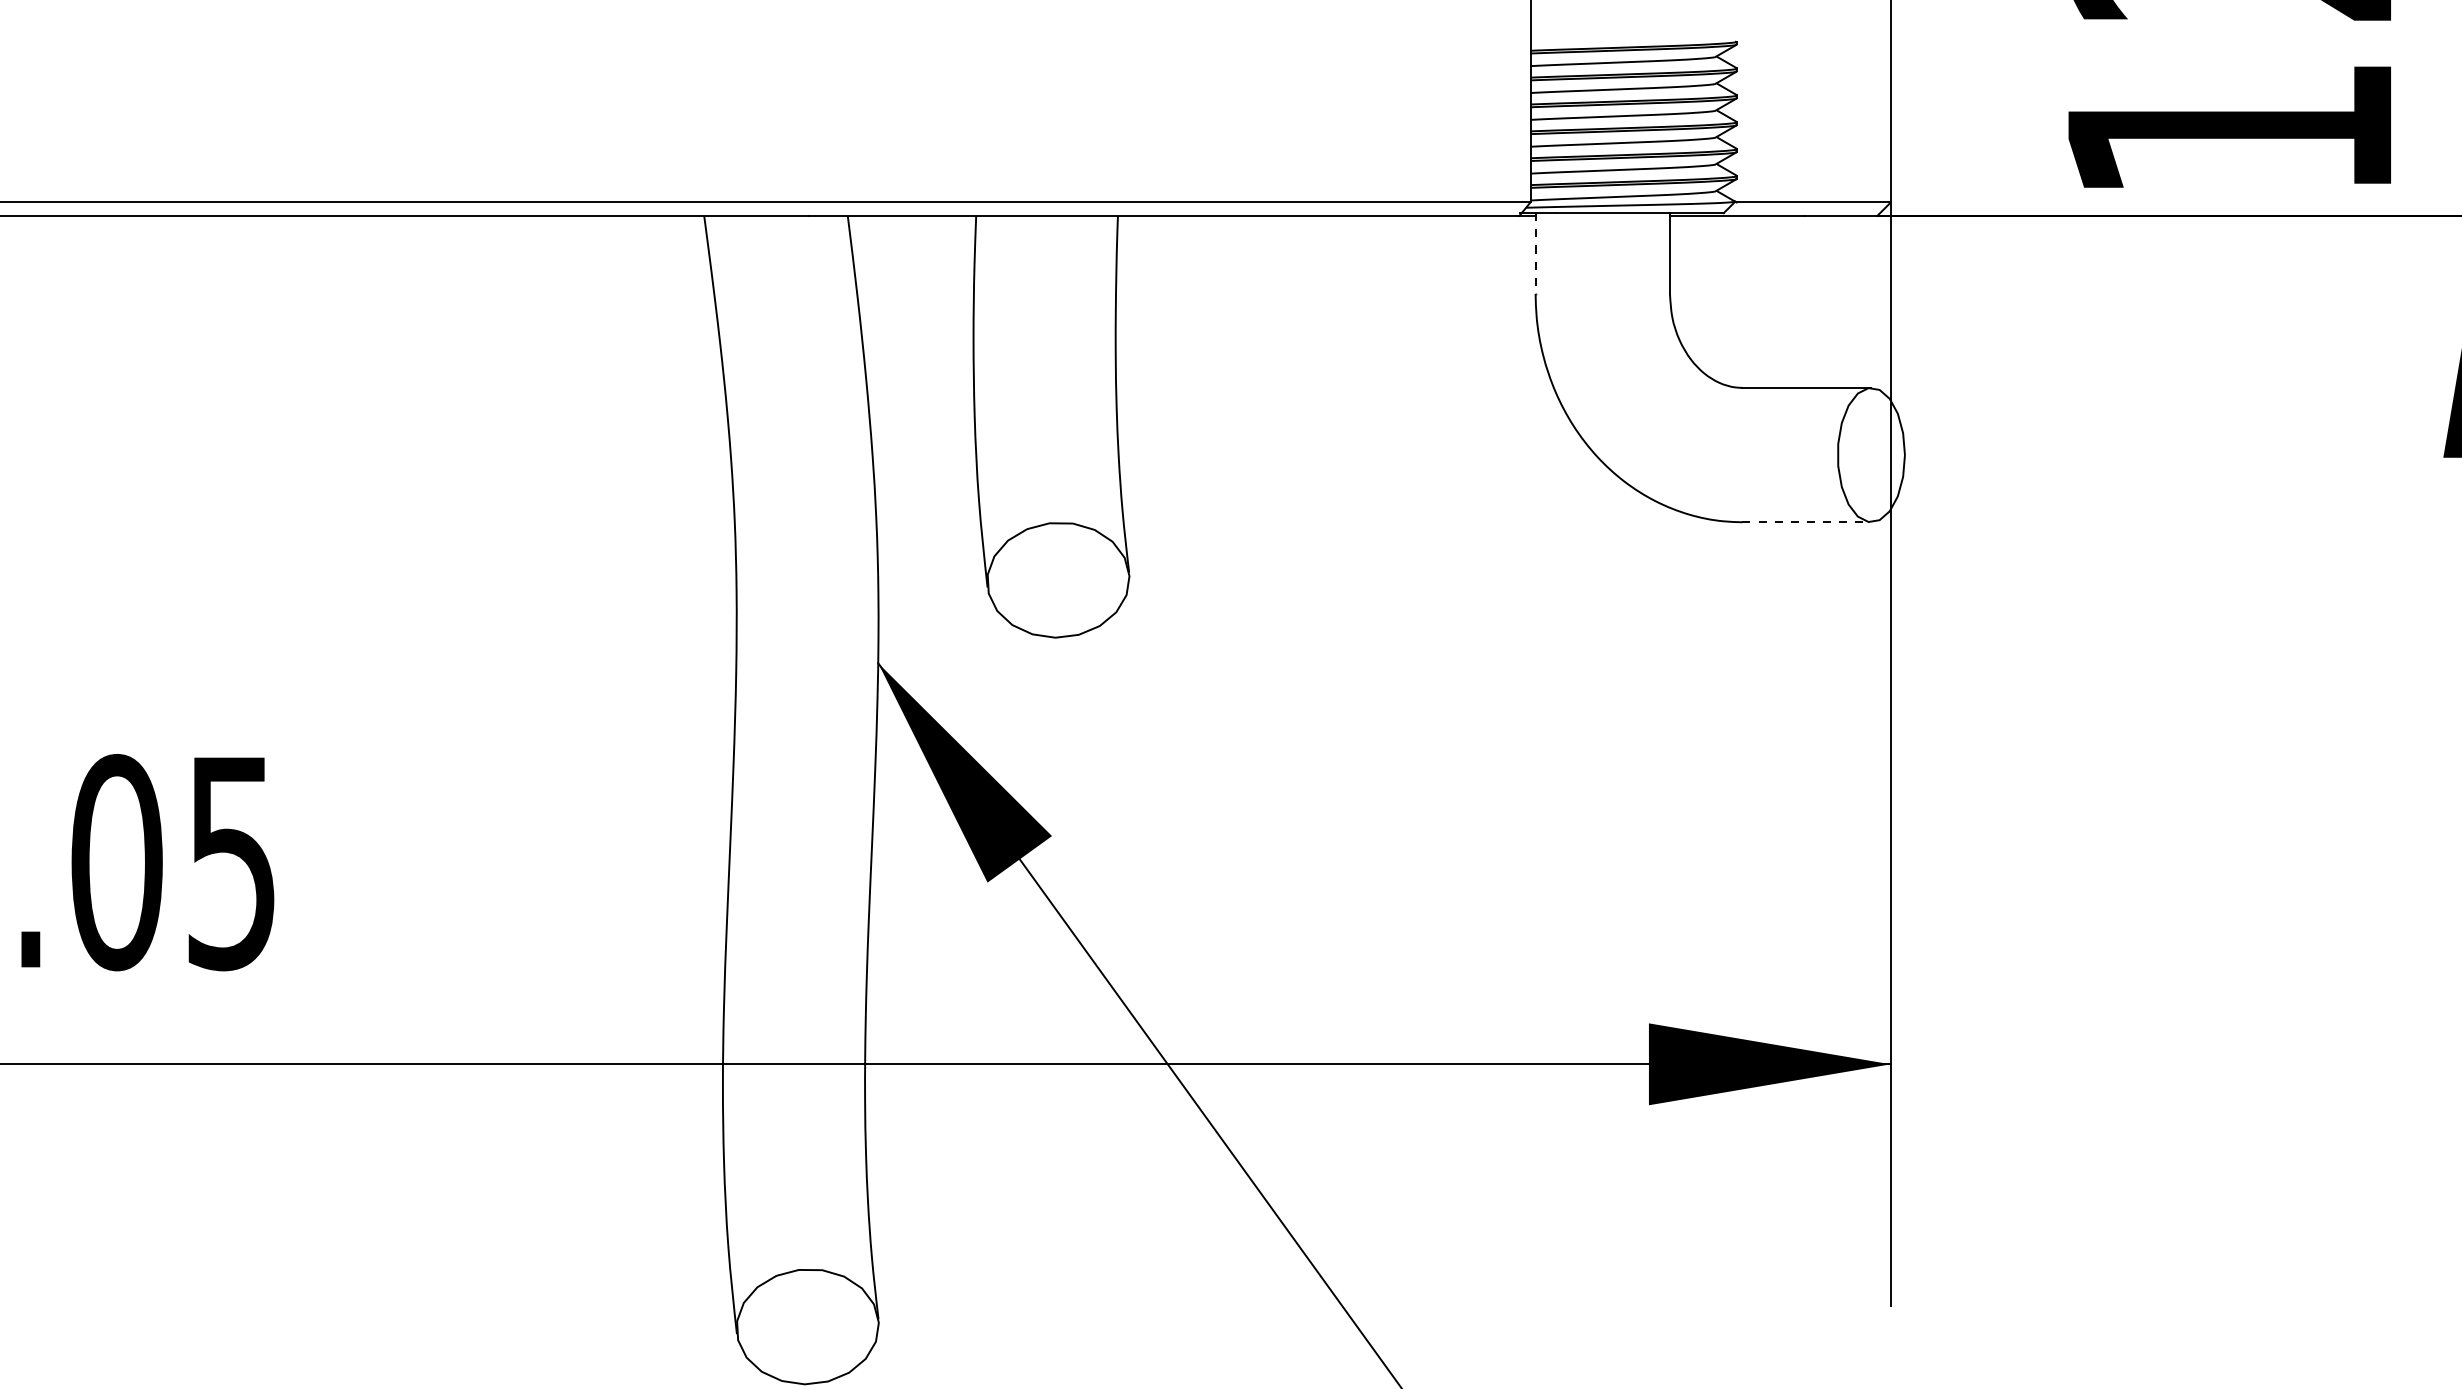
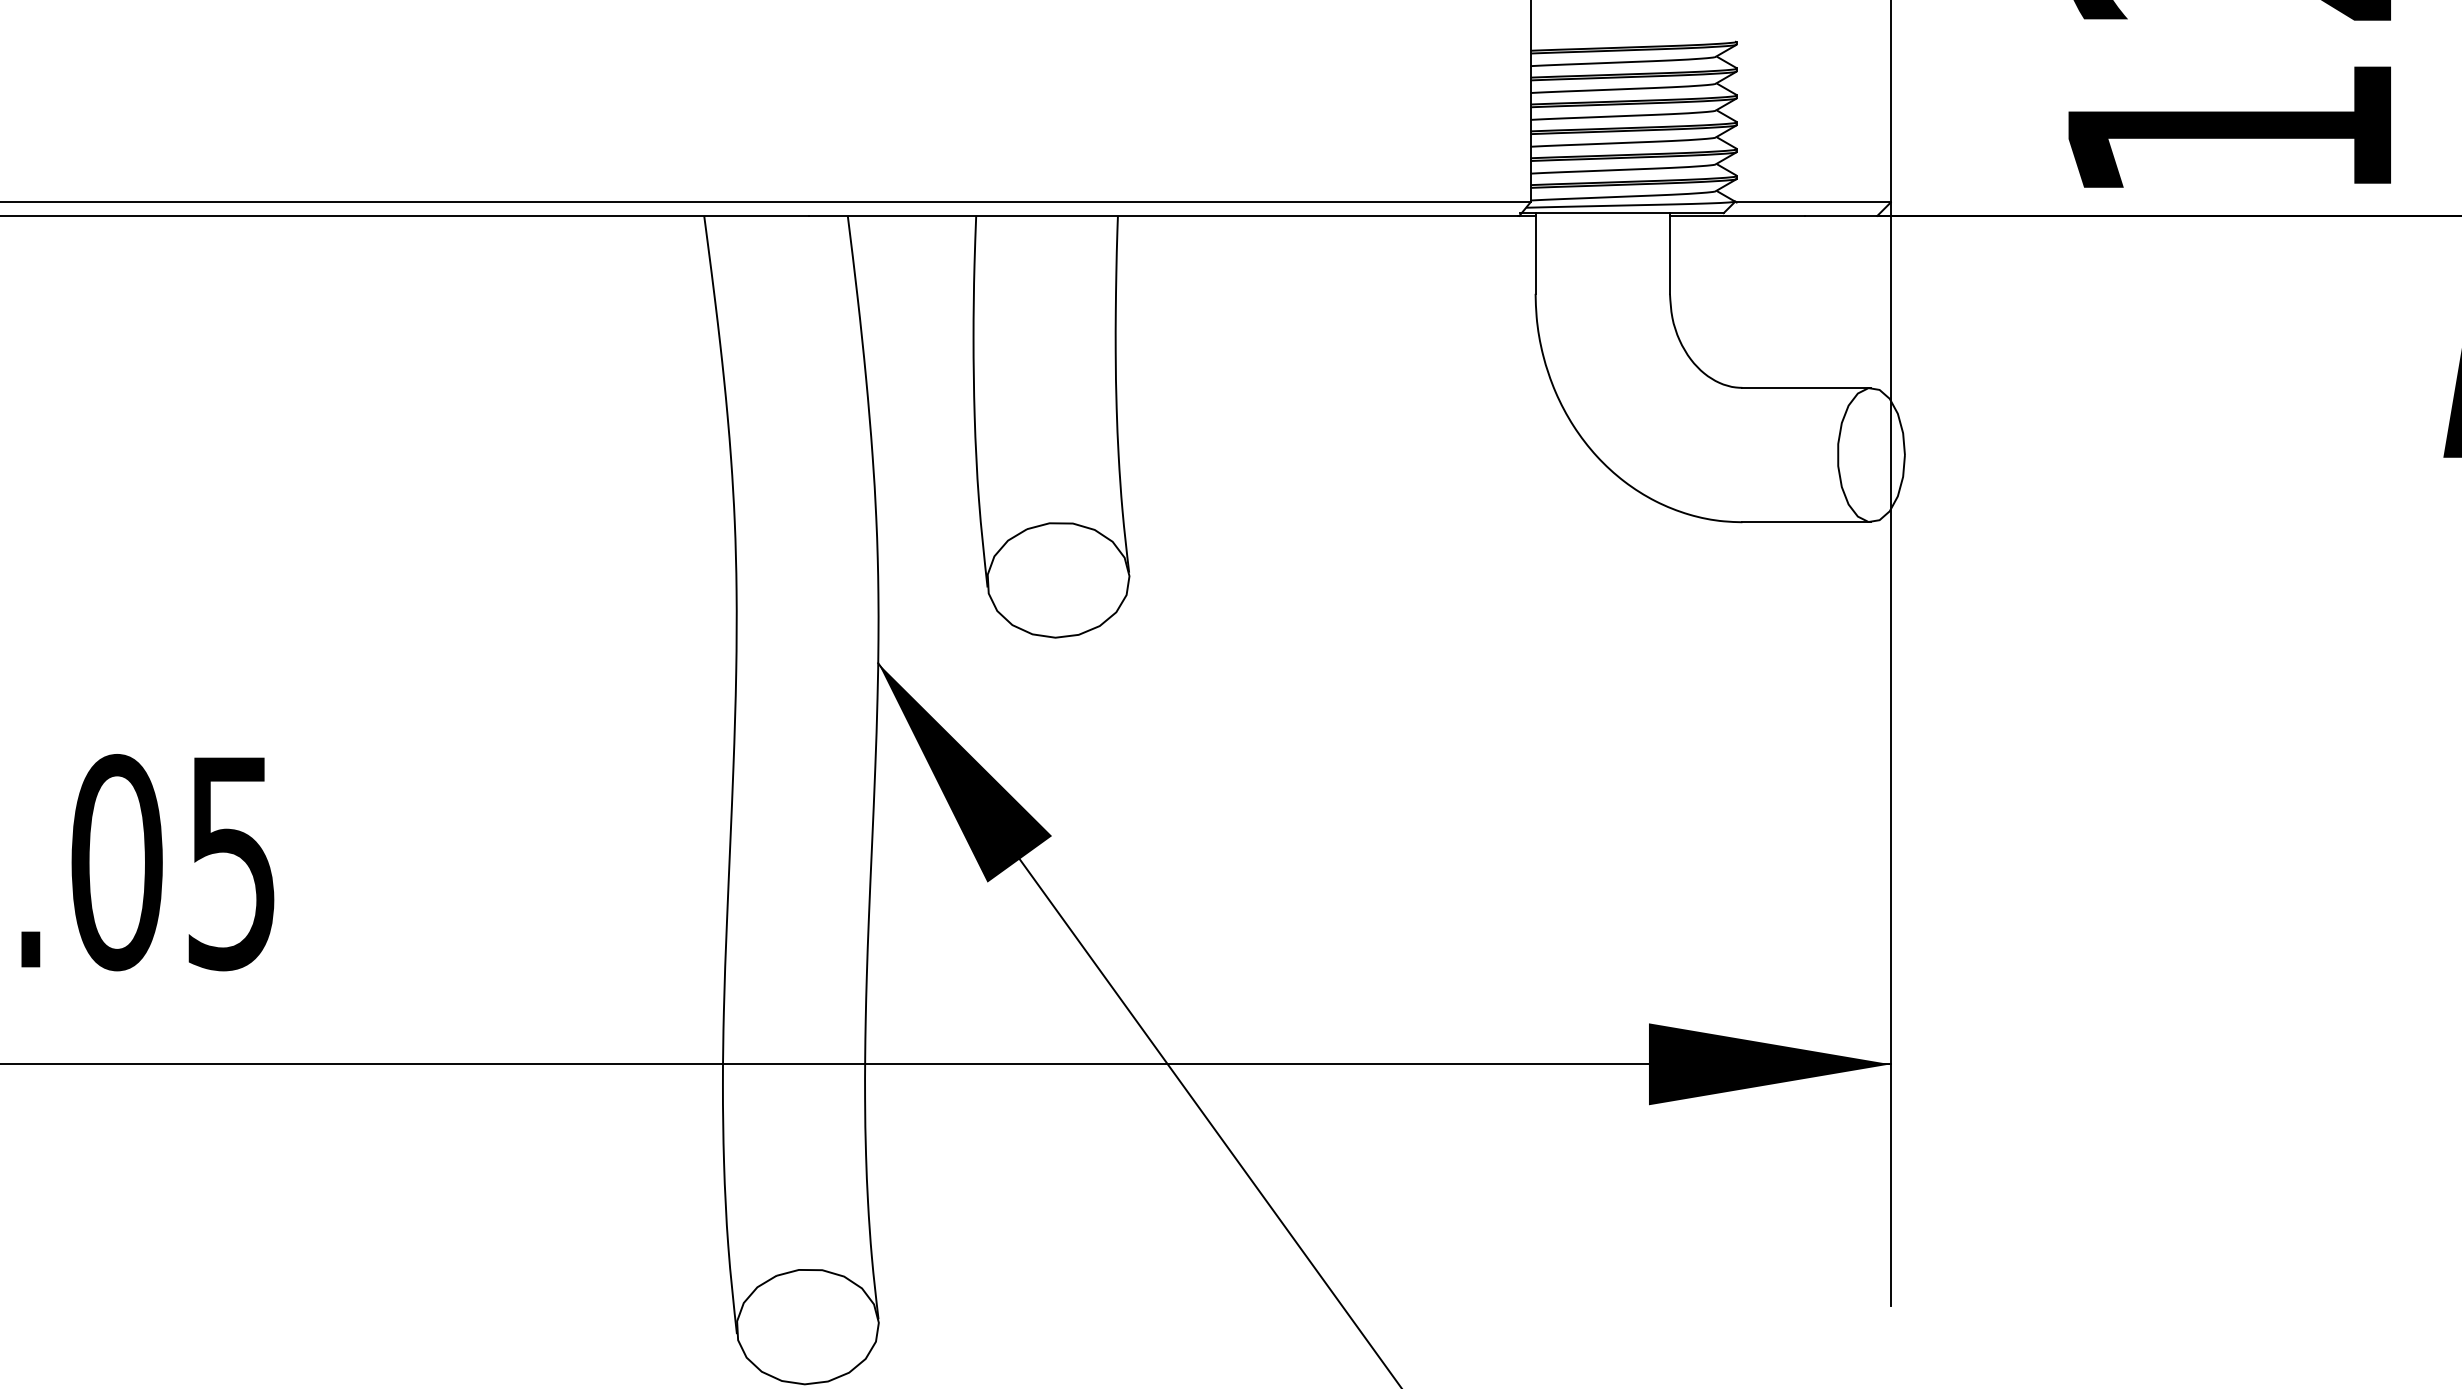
line: dashed -> solid (1535, 254)
line: dashed -> solid (1807, 522)
